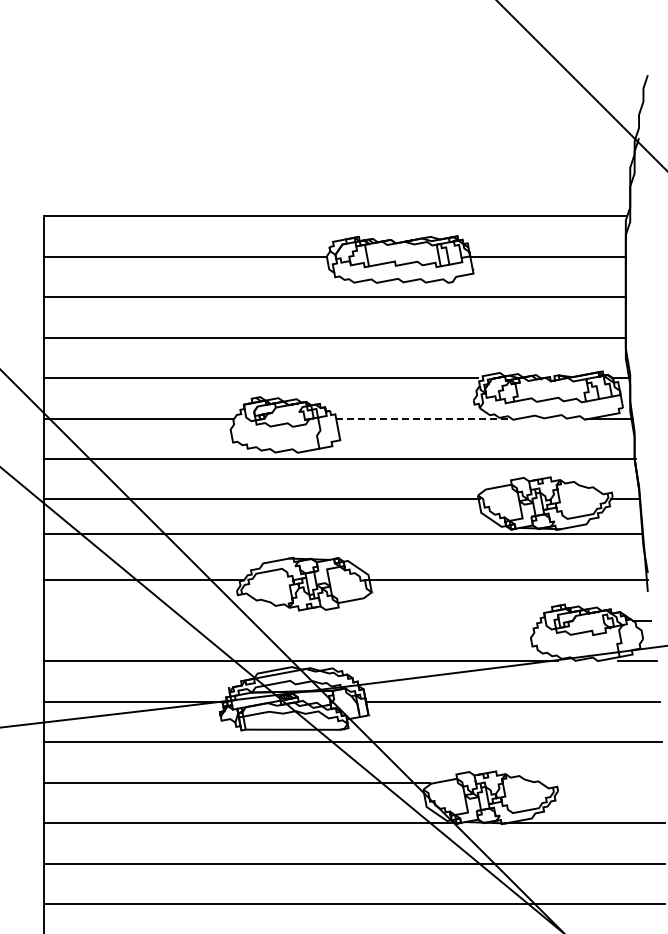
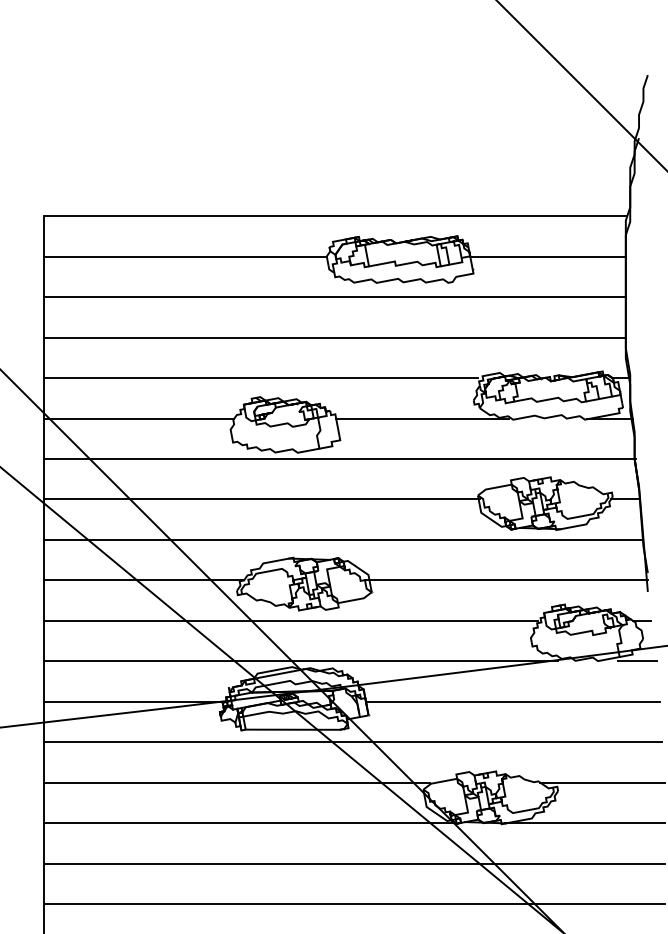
line: dashed -> solid (423, 418)
line position: (343, 533) -> (343, 539) (343, 539)
line: none -> present (290, 620)
line: none -> present (602, 782)
